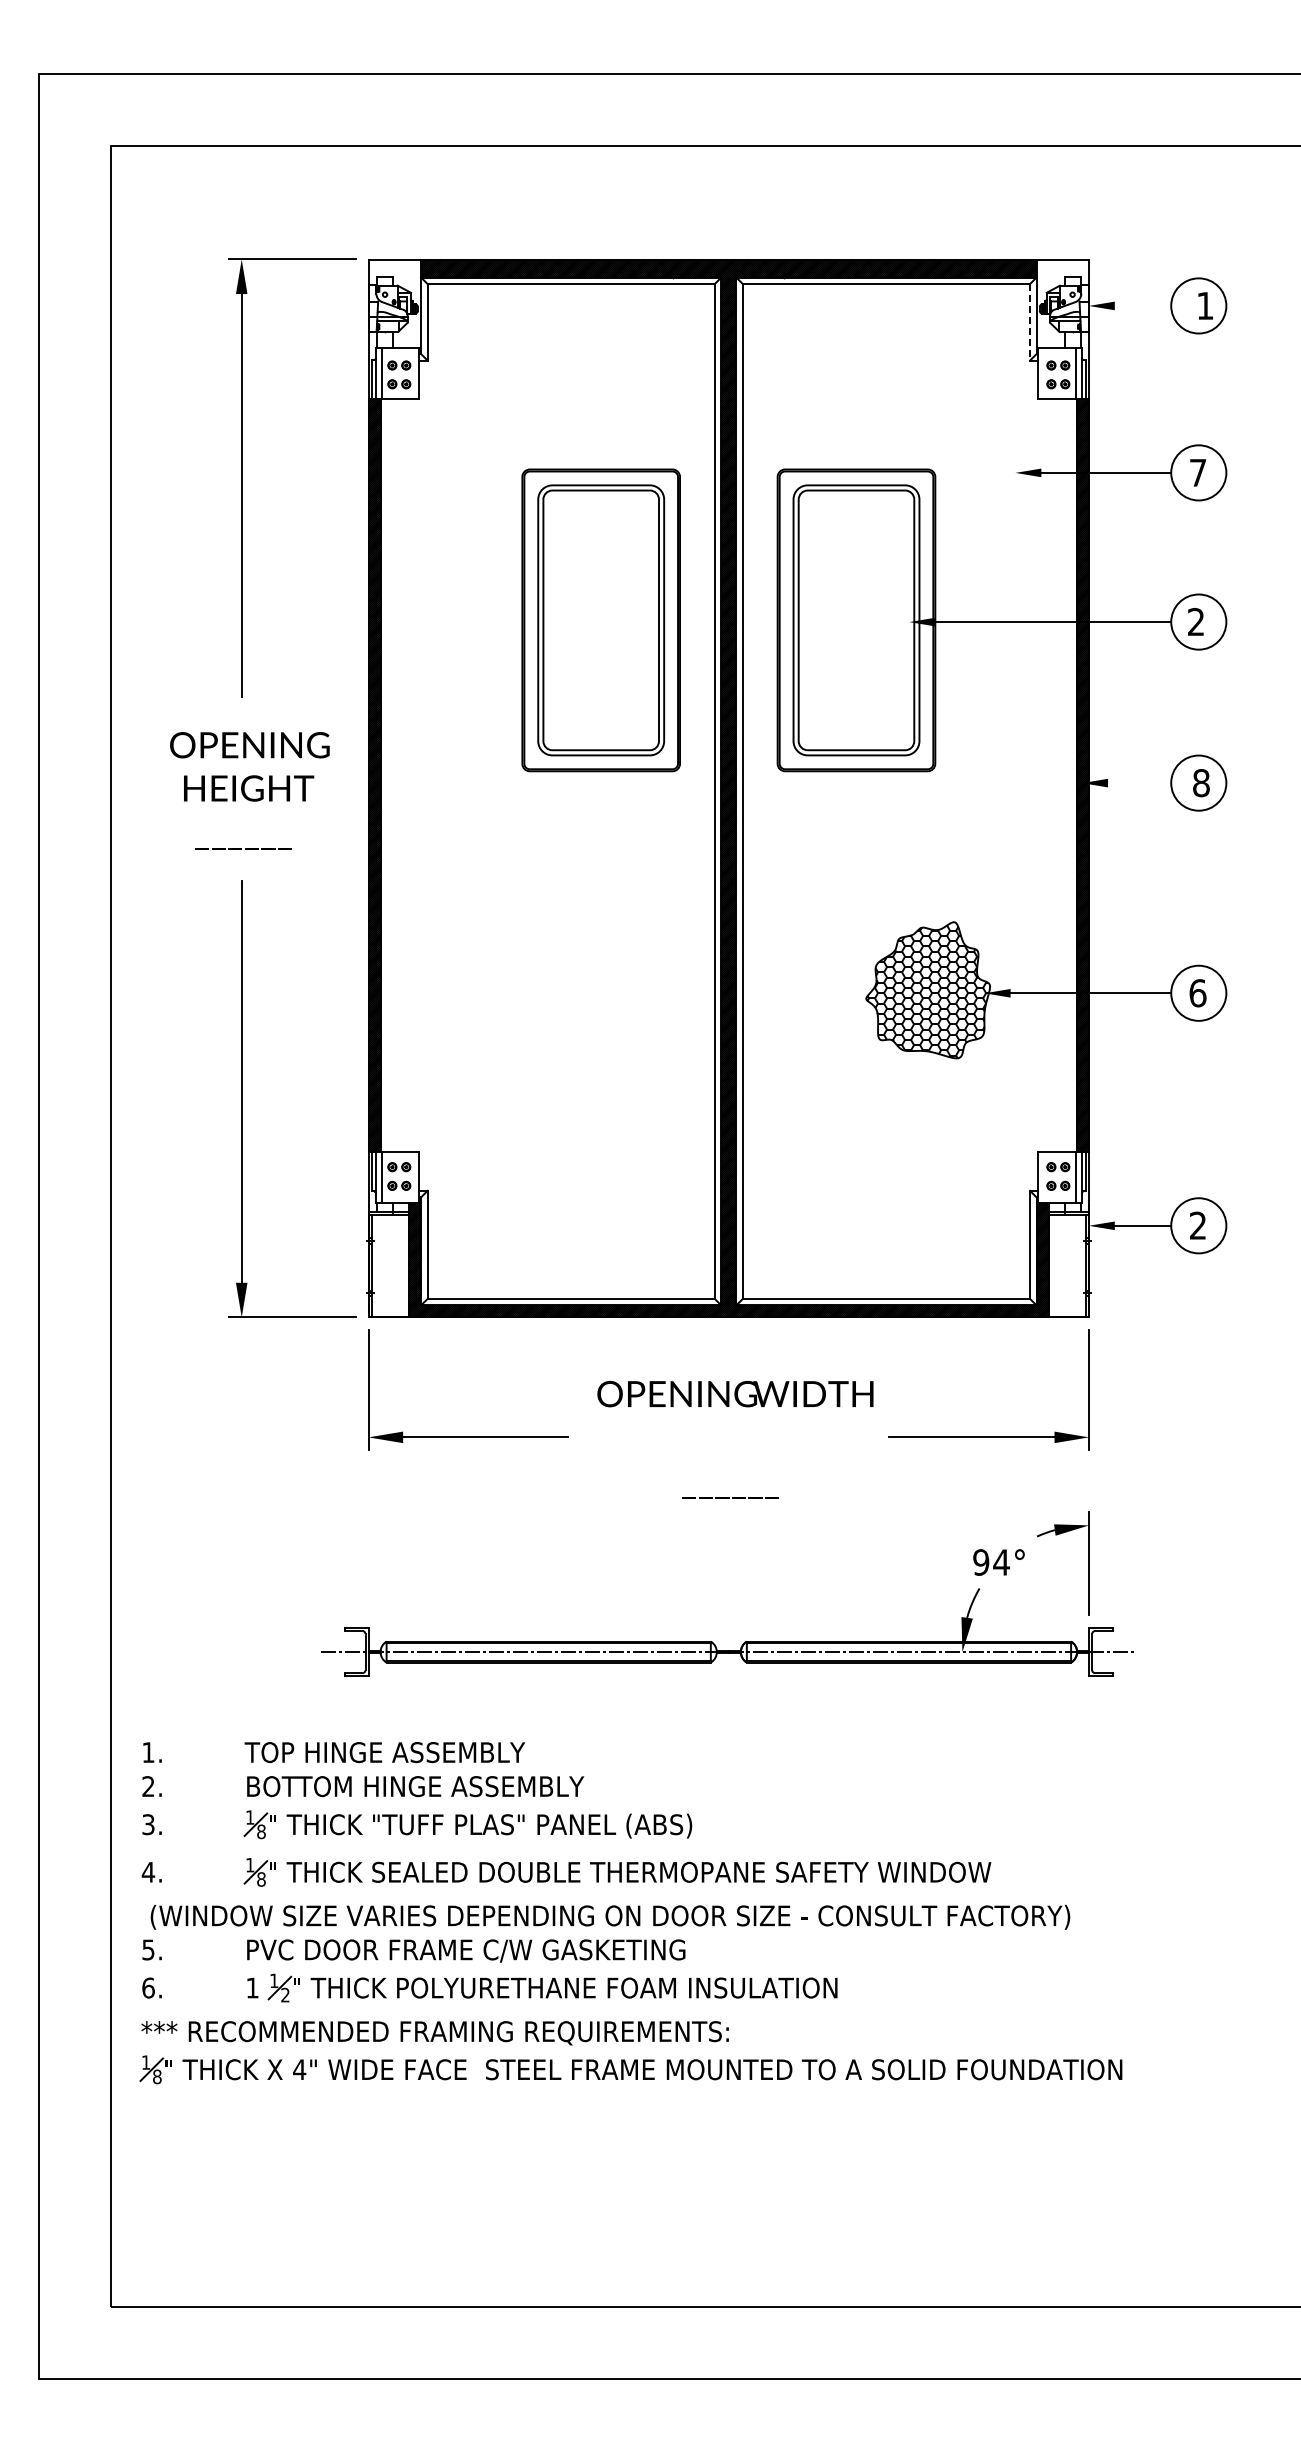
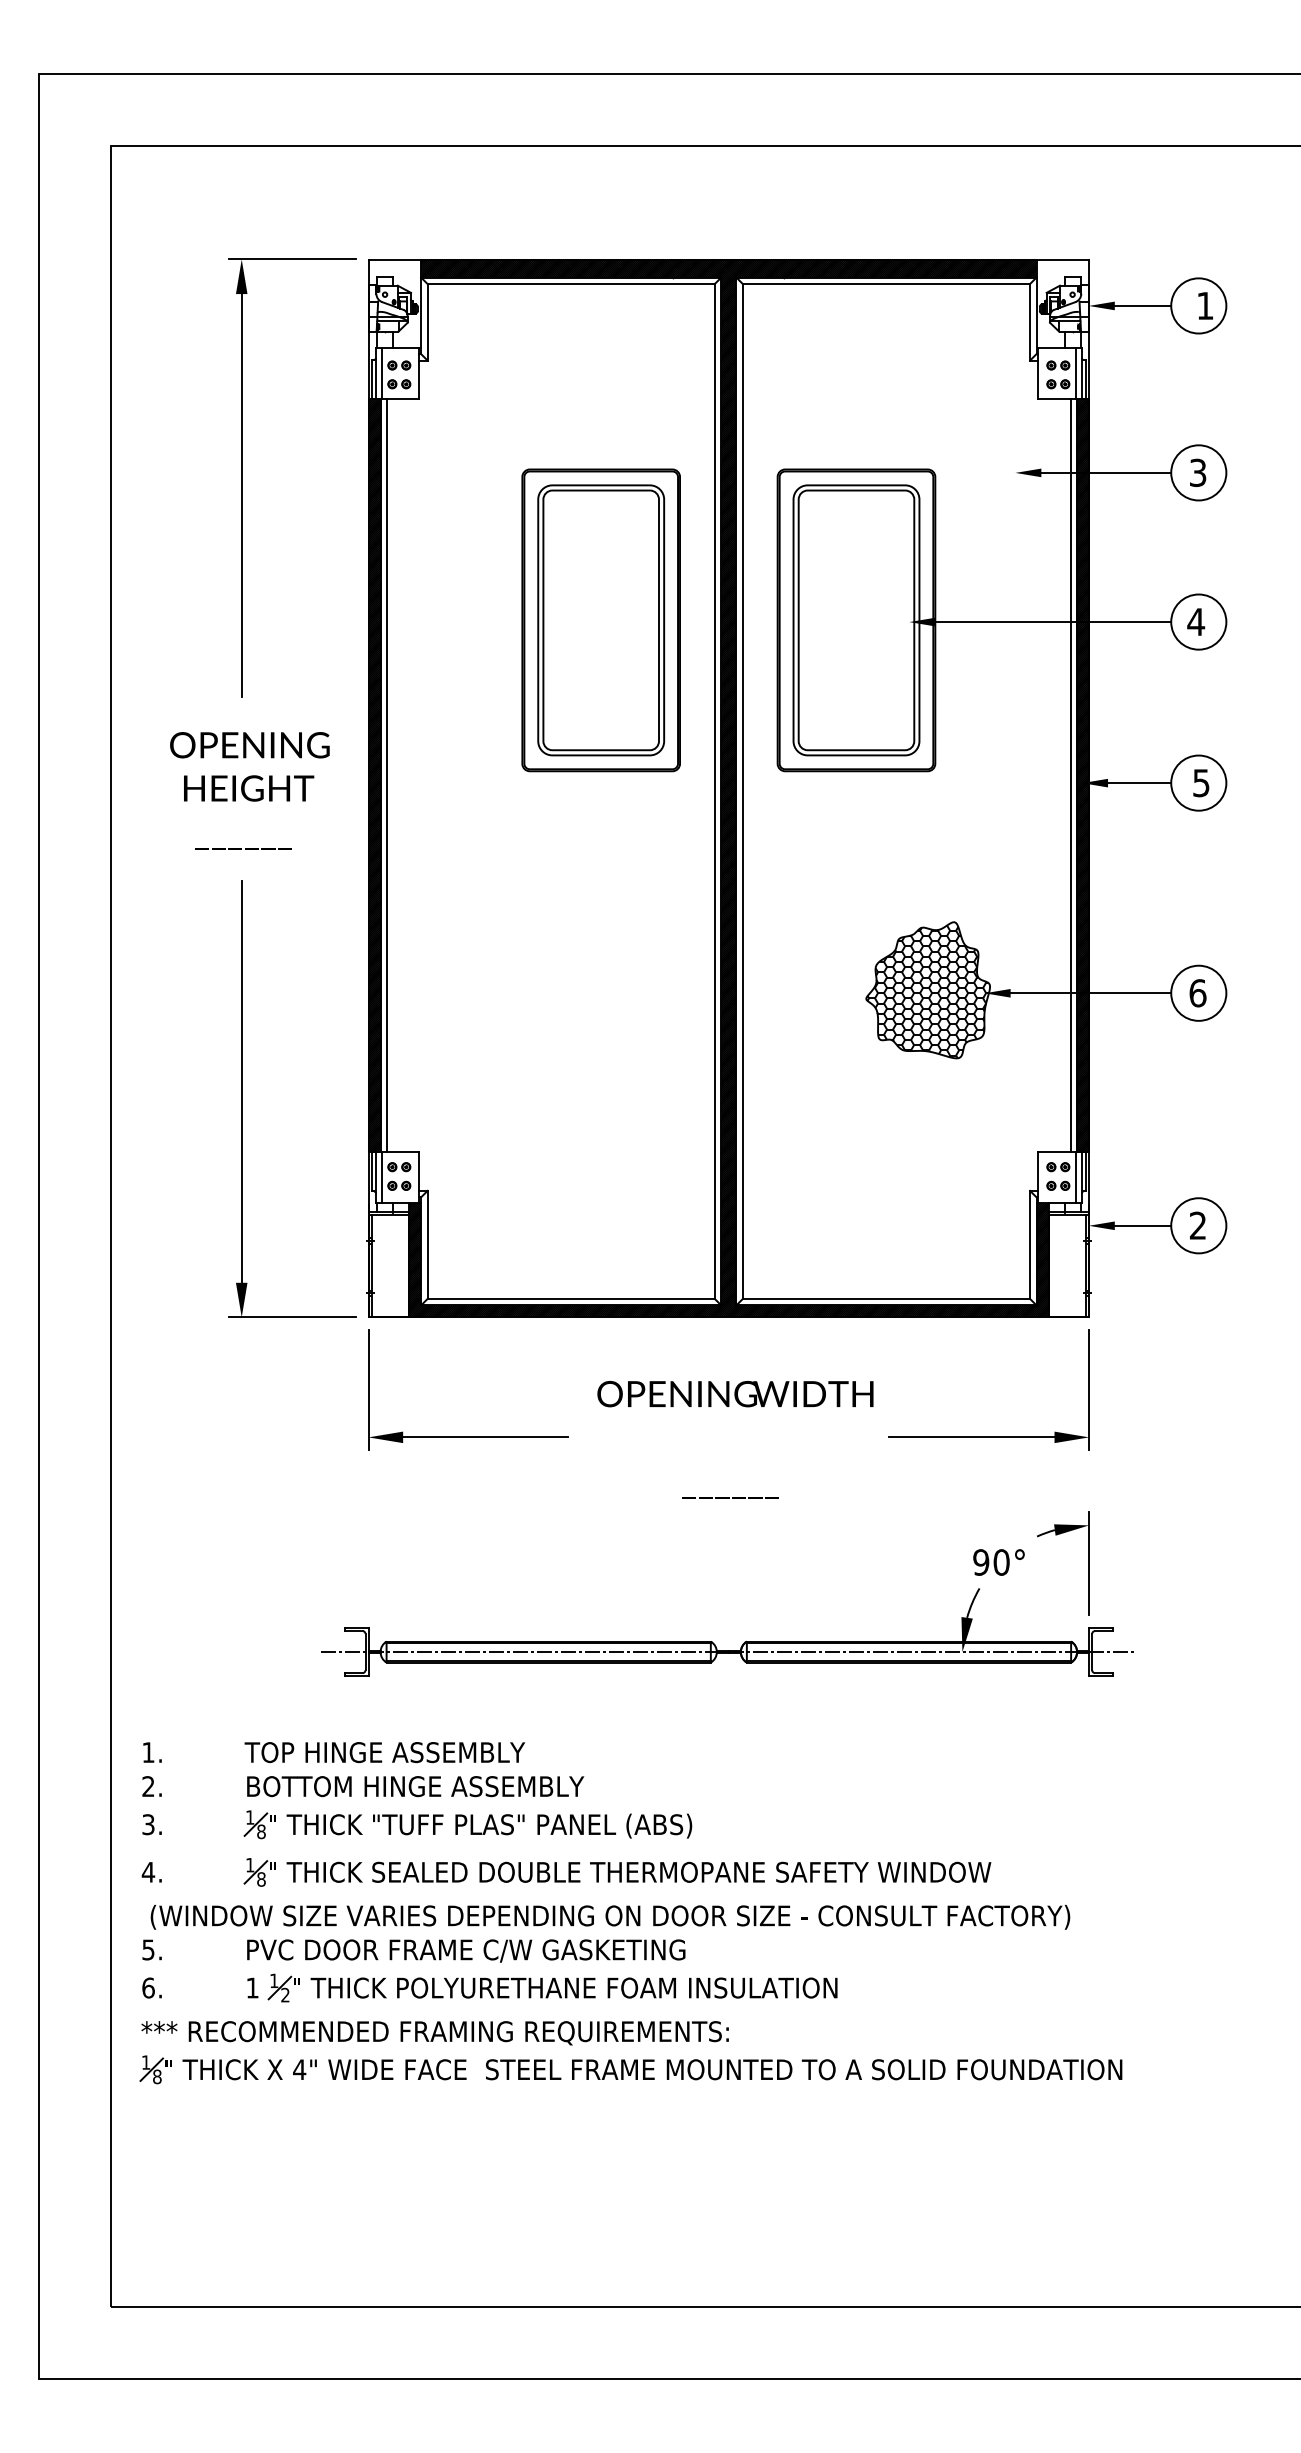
line: none -> present (1142, 305)
line: dashed -> solid (1030, 322)
text: 7 -> 3 (1198, 472)
text: 2 -> 4 (1196, 621)
line: none -> present (387, 775)
line: none -> present (1070, 775)
line: none -> present (1139, 783)
text: 8 -> 5 (1201, 783)
text: 94° -> 90° (1001, 1562)
